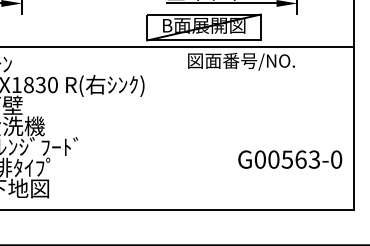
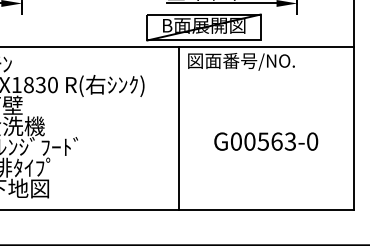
line: none -> present (178, 128)
text position: (290, 159) -> (266, 141) (266, 141)
